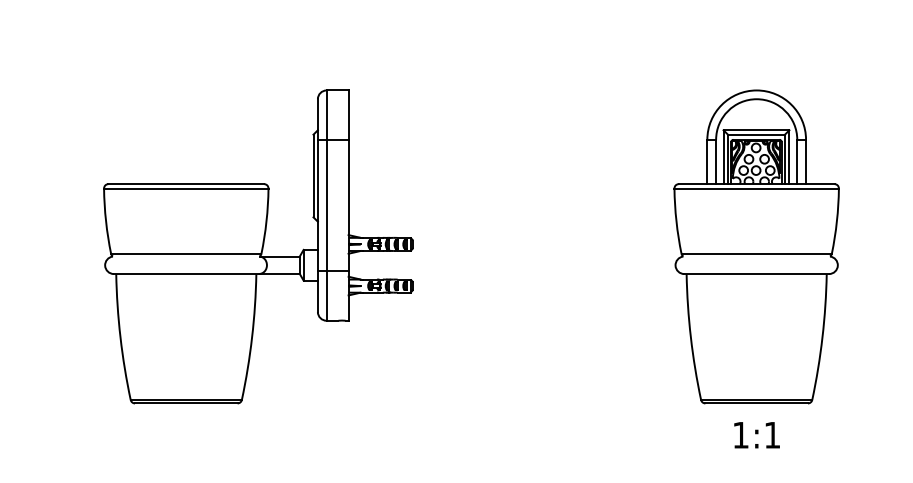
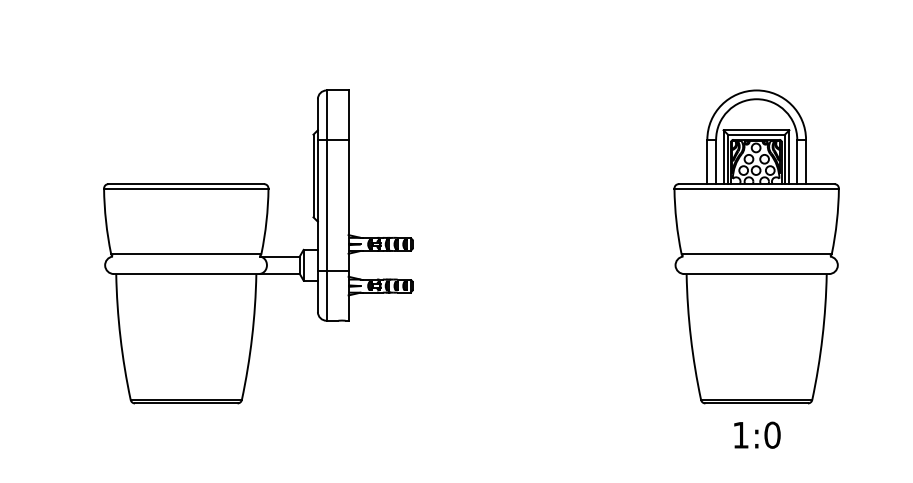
text: 1:1 -> 1:0 (772, 434)
